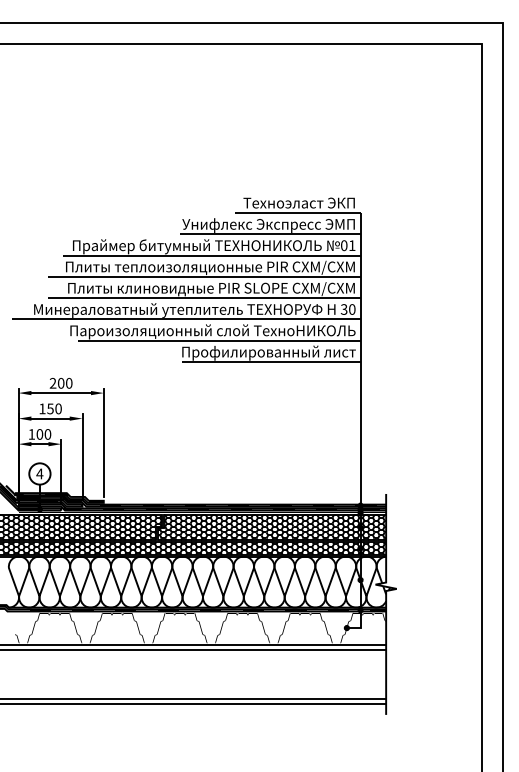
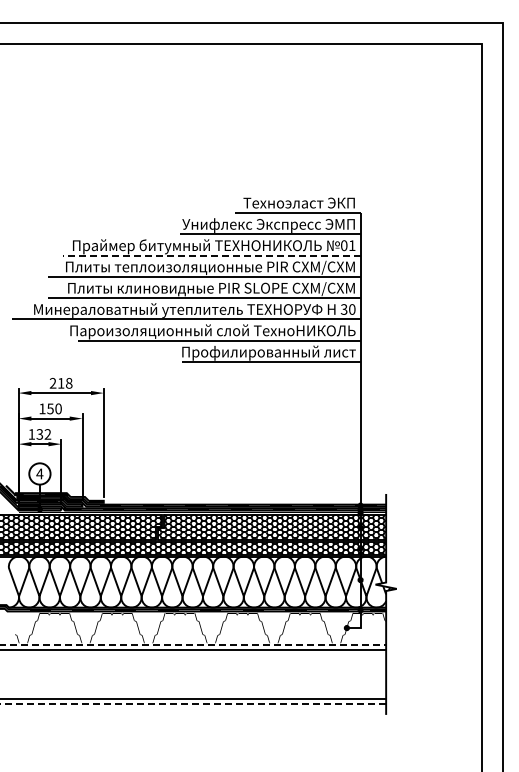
line: solid -> dashed (211, 255)
text: 200 -> 218 (65, 382)
text: 100 -> 132 (43, 434)
line: solid -> dashed (0, 644)
